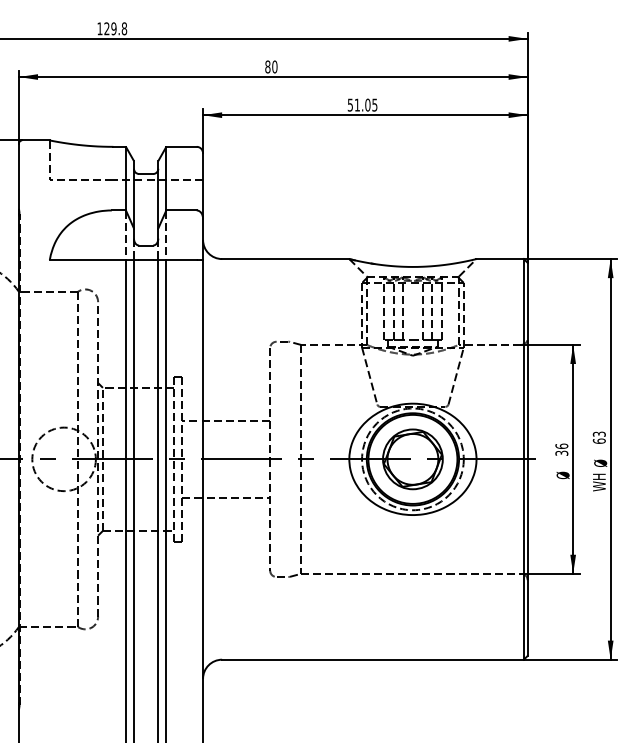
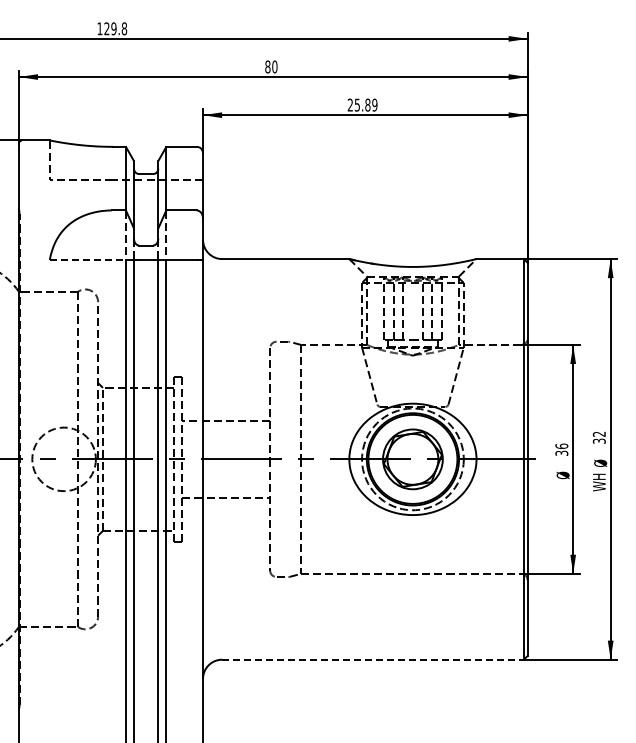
text: 51.05 -> 25.89 (362, 104)
line: solid -> dashed (88, 260)
text: 63 -> 32 (598, 437)
line: solid -> dashed (373, 659)
